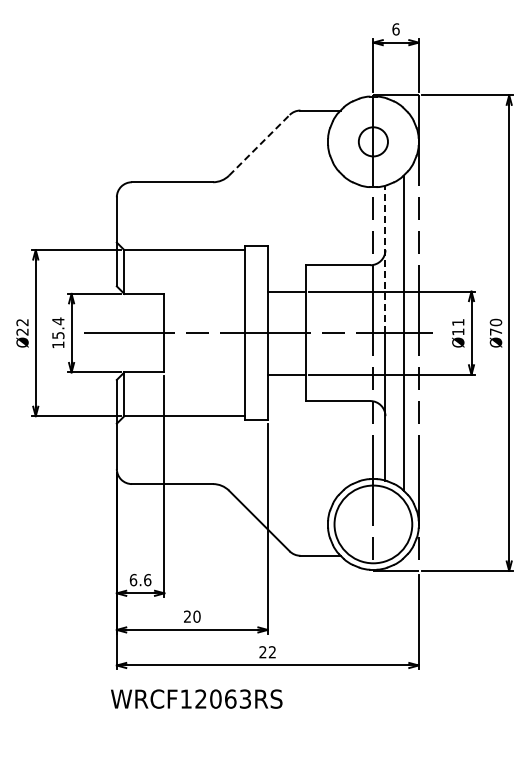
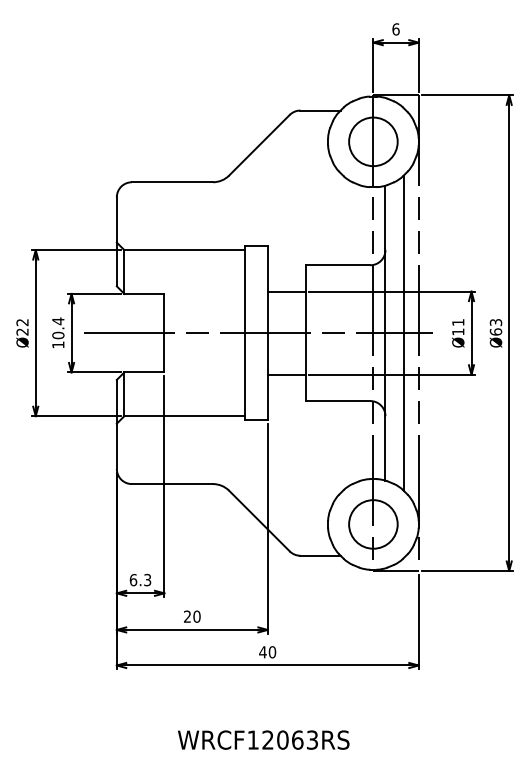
circle diameter: 29 px -> 49 px (373, 141)
line: dashed -> solid (259, 145)
line: dashed -> solid (385, 259)
text: Ø70 -> Ø63 (495, 326)
text: 15.4 -> 10.4 (58, 335)
circle diameter: 78 px -> 49 px (373, 524)
text: 6.6 -> 6.3 (147, 580)
text: 22 -> 40 (267, 652)
text position: (196, 698) -> (263, 739) (263, 739)
